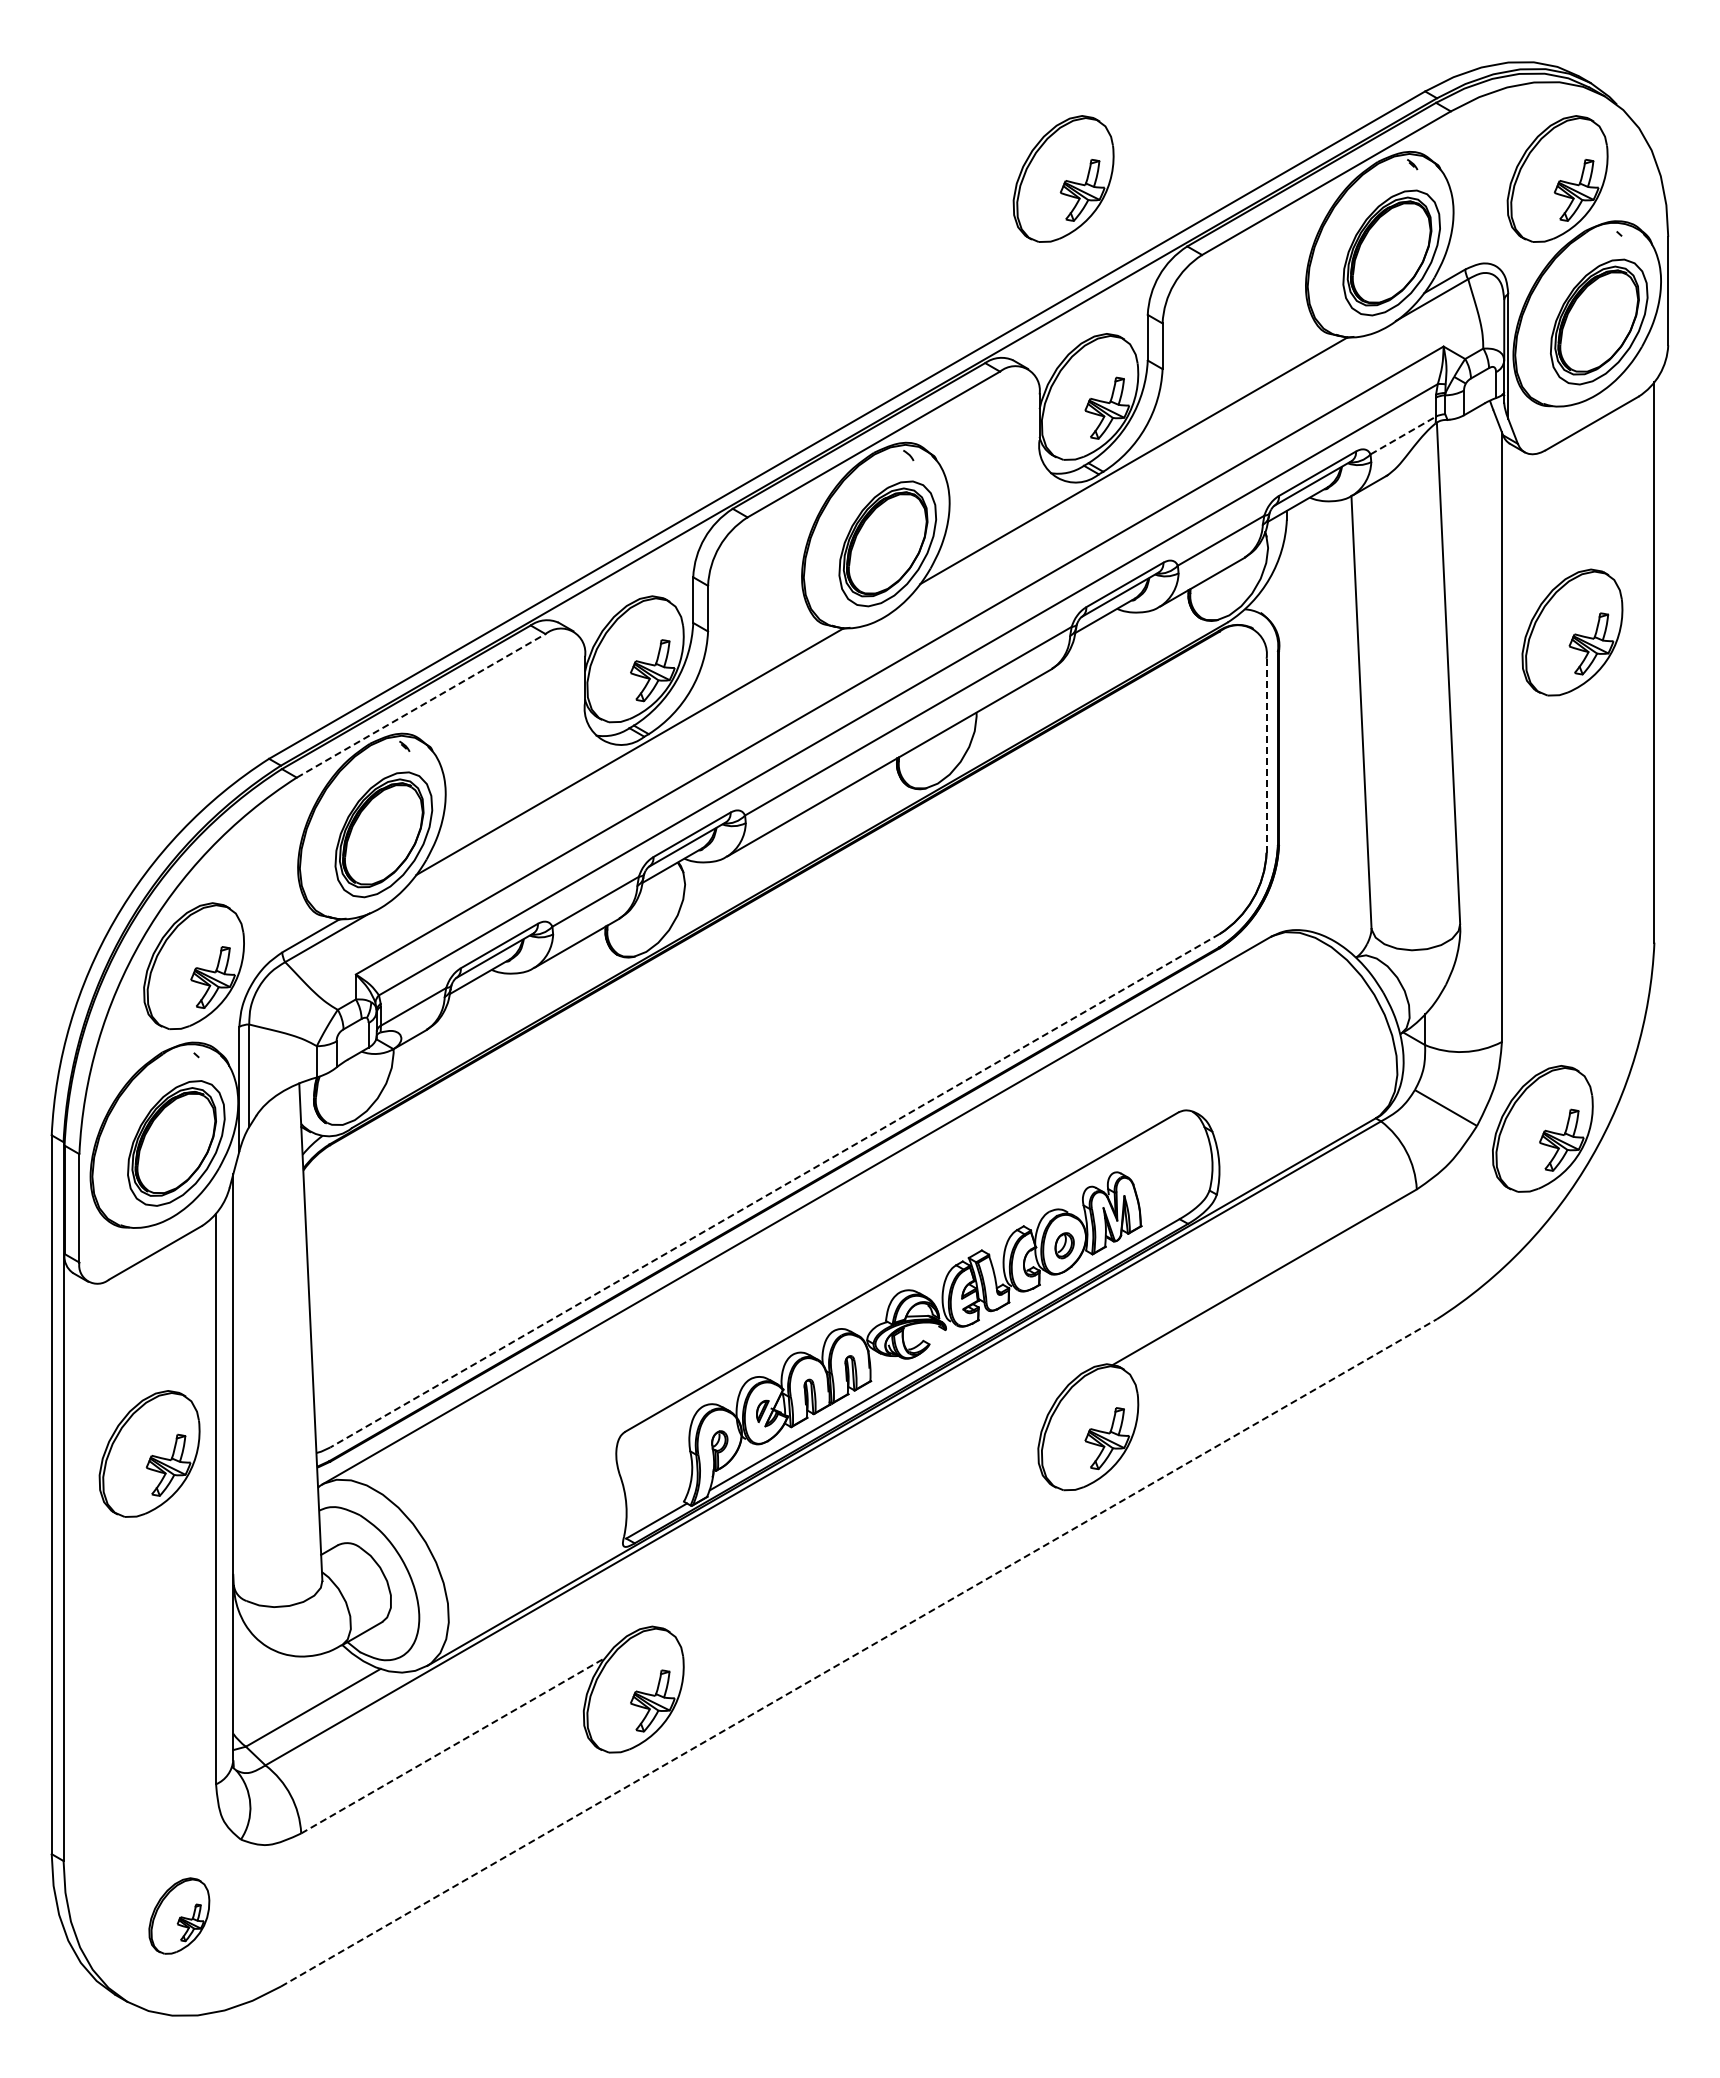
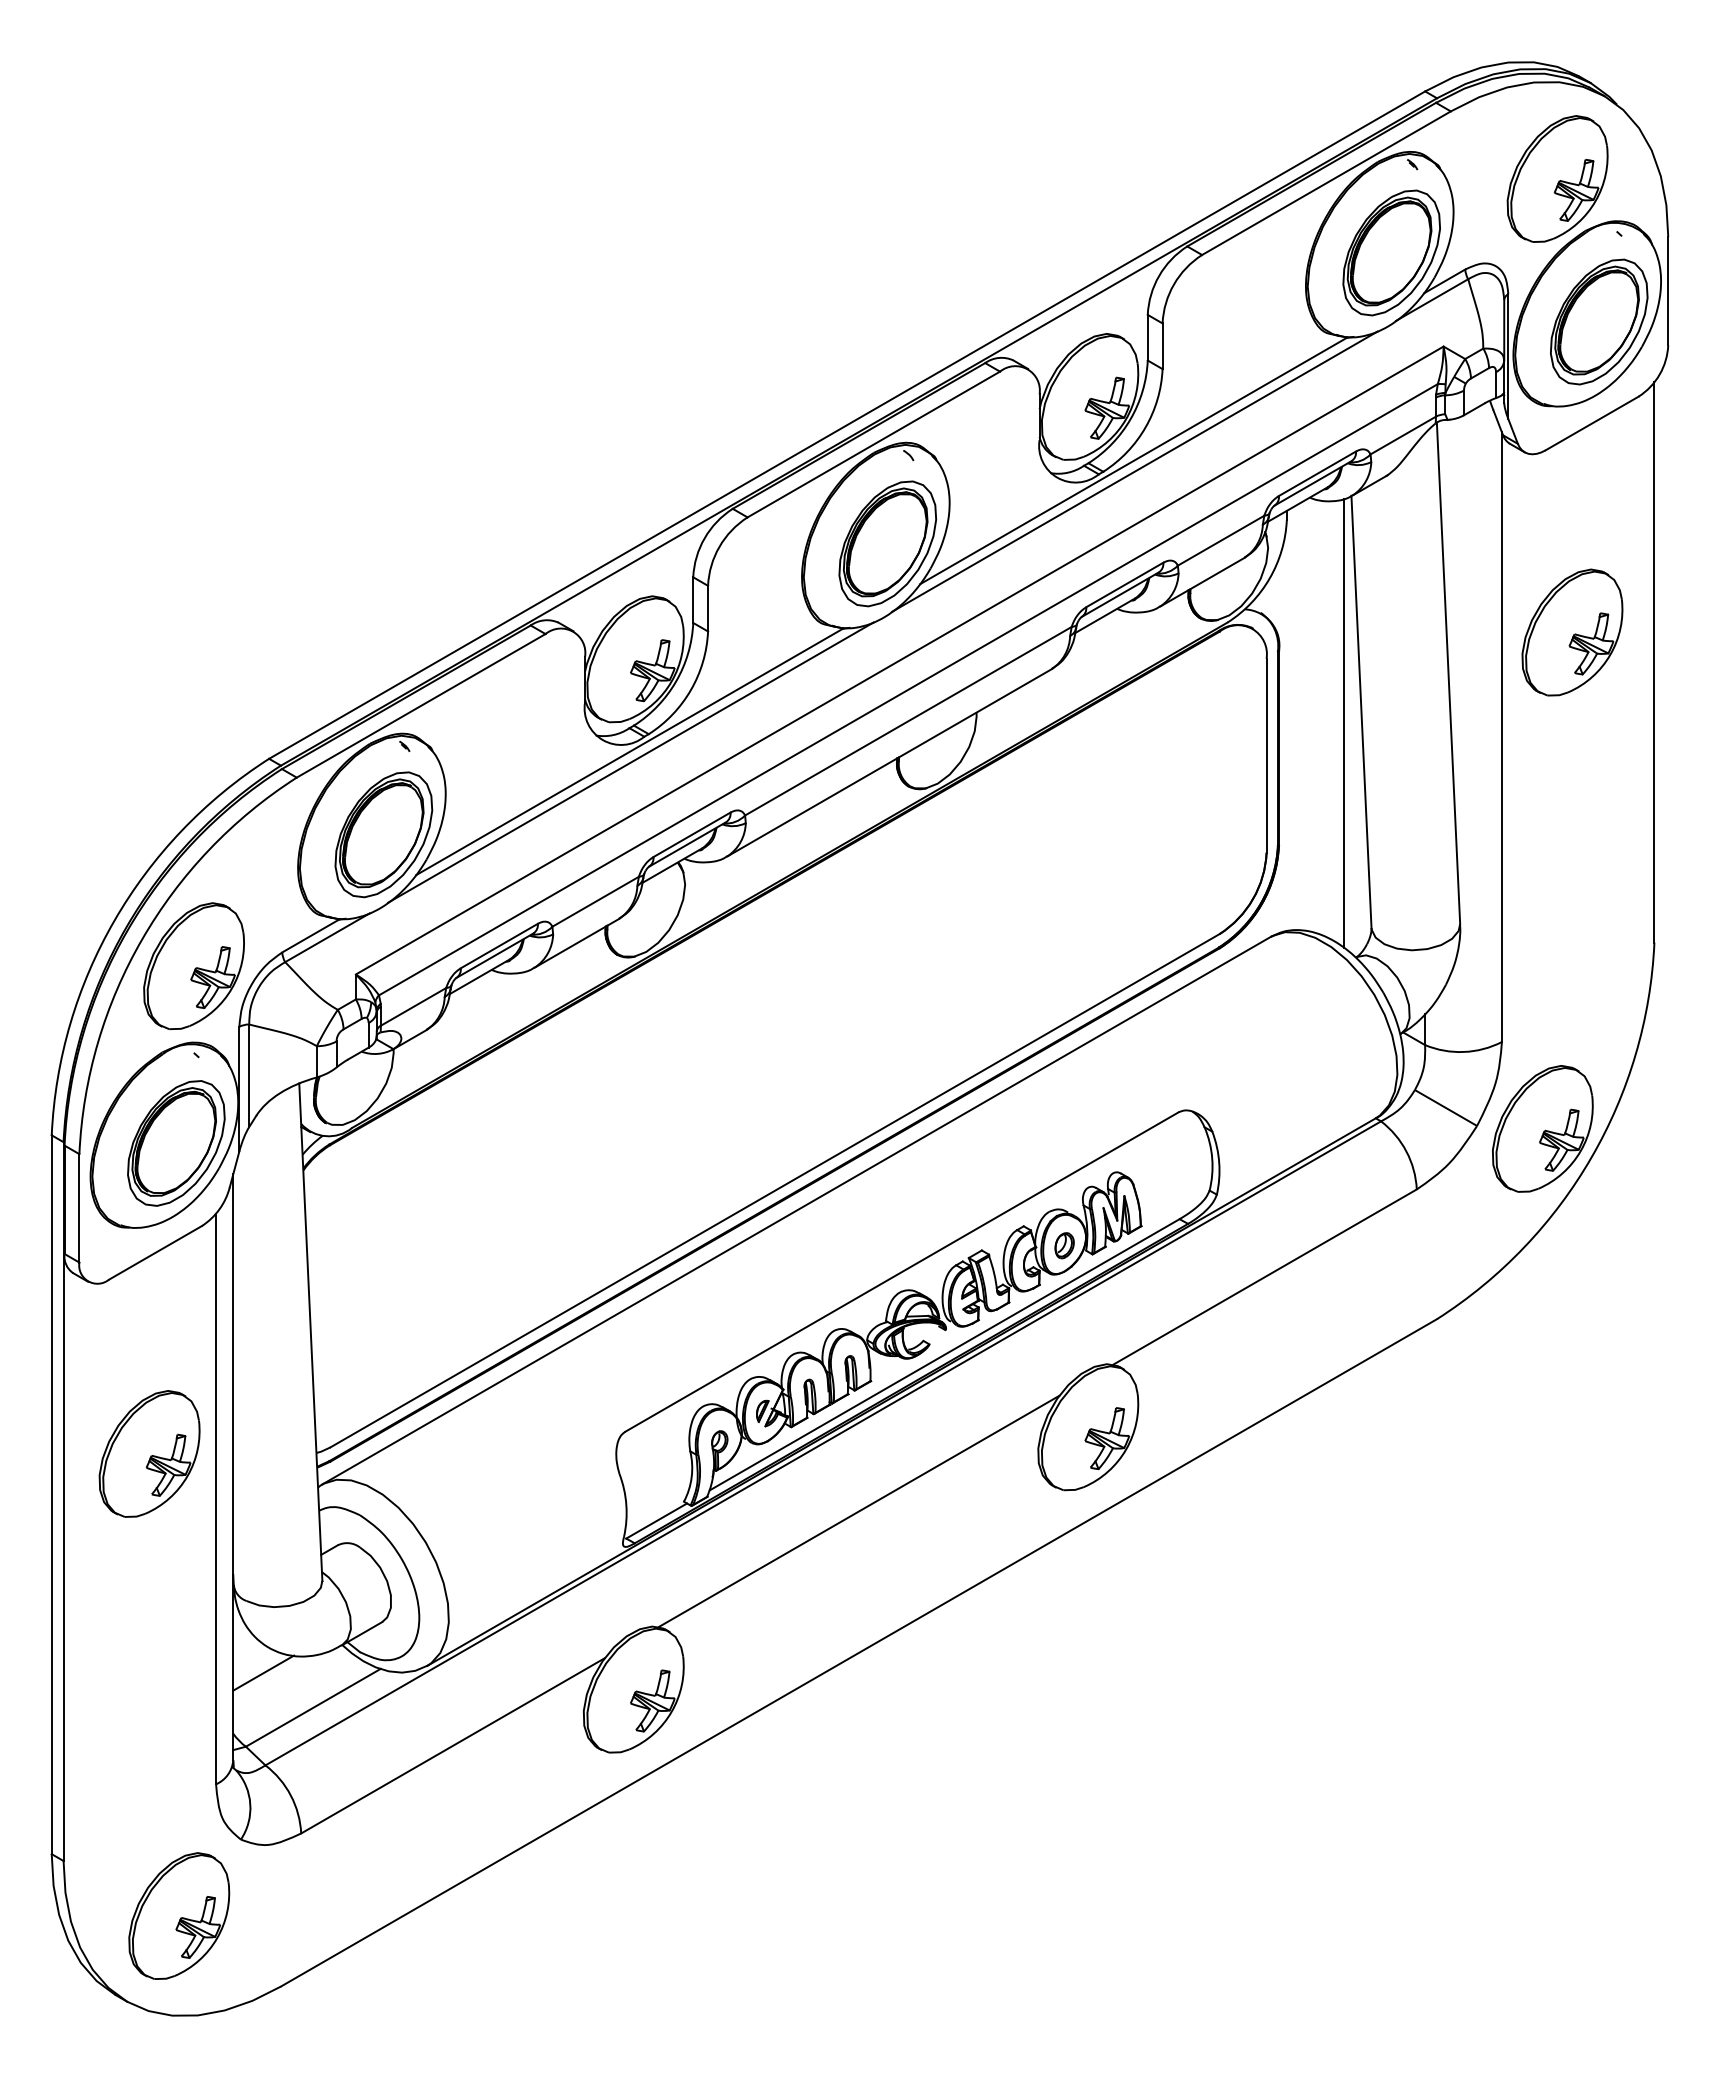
part: present -> none (1063, 178)
line: dashed -> solid (1403, 435)
line: none -> present (1134, 471)
line: dashed -> solid (421, 705)
line: none -> present (1344, 722)
line: dashed -> solid (1266, 755)
line: none -> present (630, 762)
line: dashed -> solid (774, 1191)
line: none -> present (858, 1511)
line: dashed -> solid (859, 1652)
line: none -> present (263, 1672)
line: dashed -> solid (453, 1745)
part size: 63x78 px -> 103x128 px (179, 1915)
